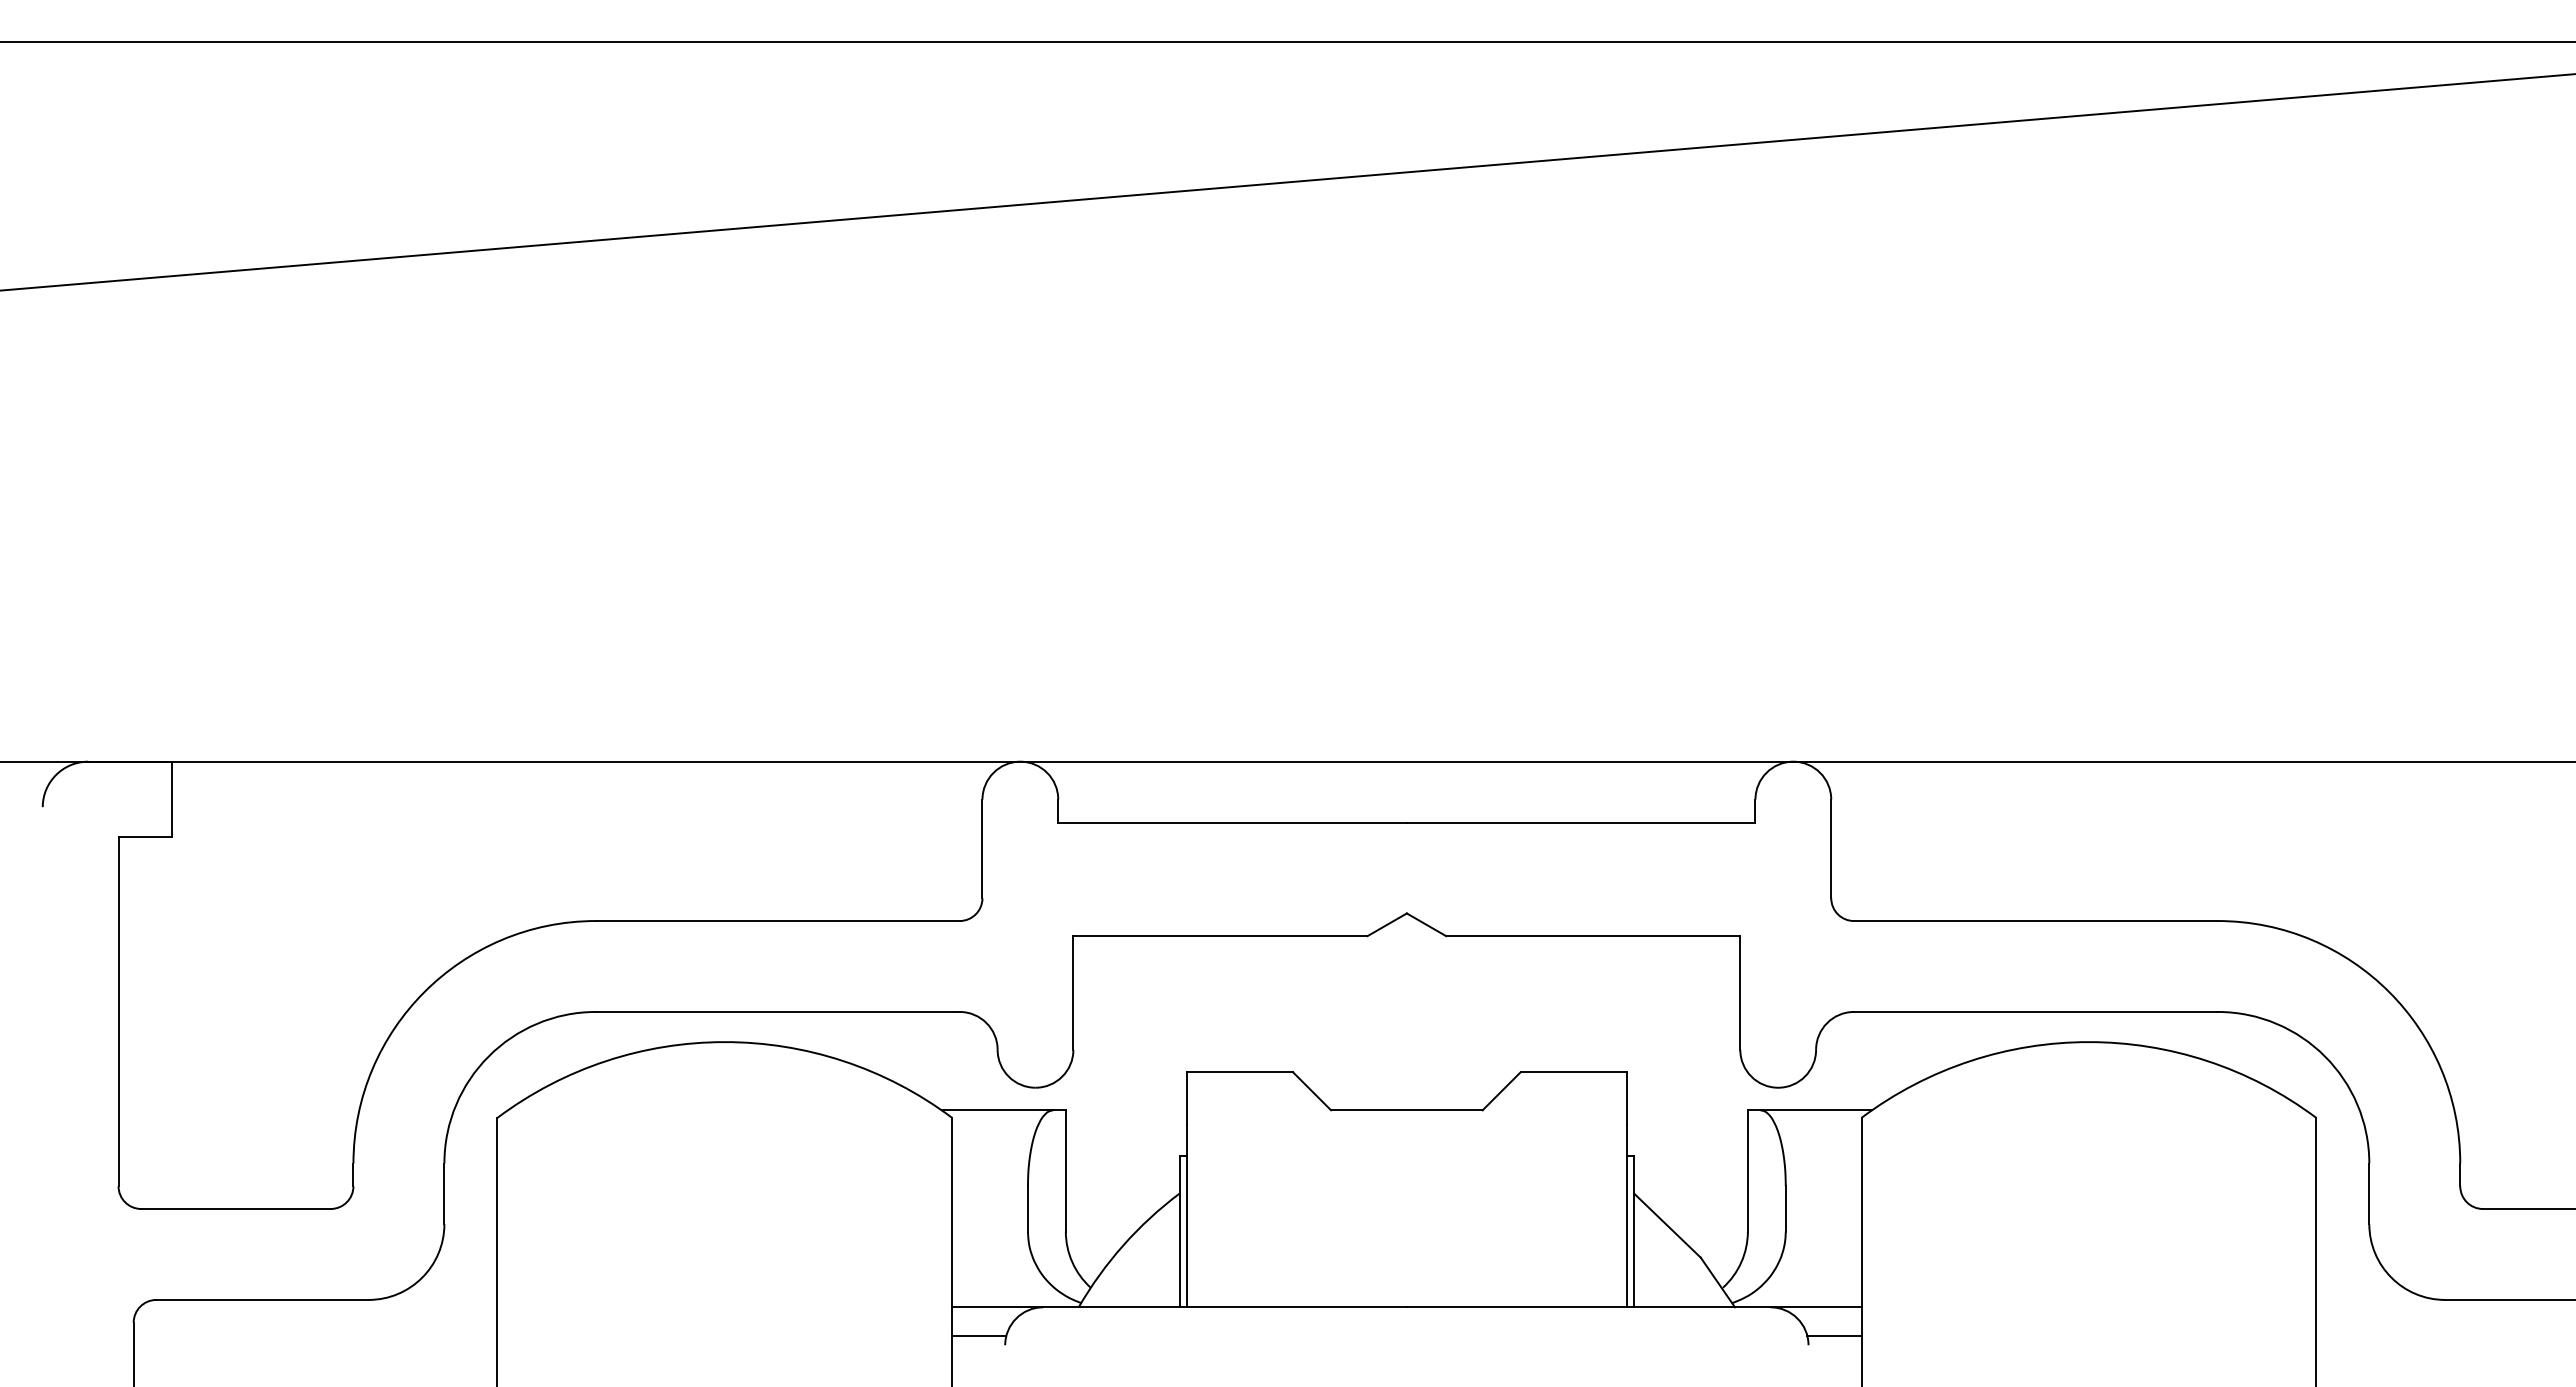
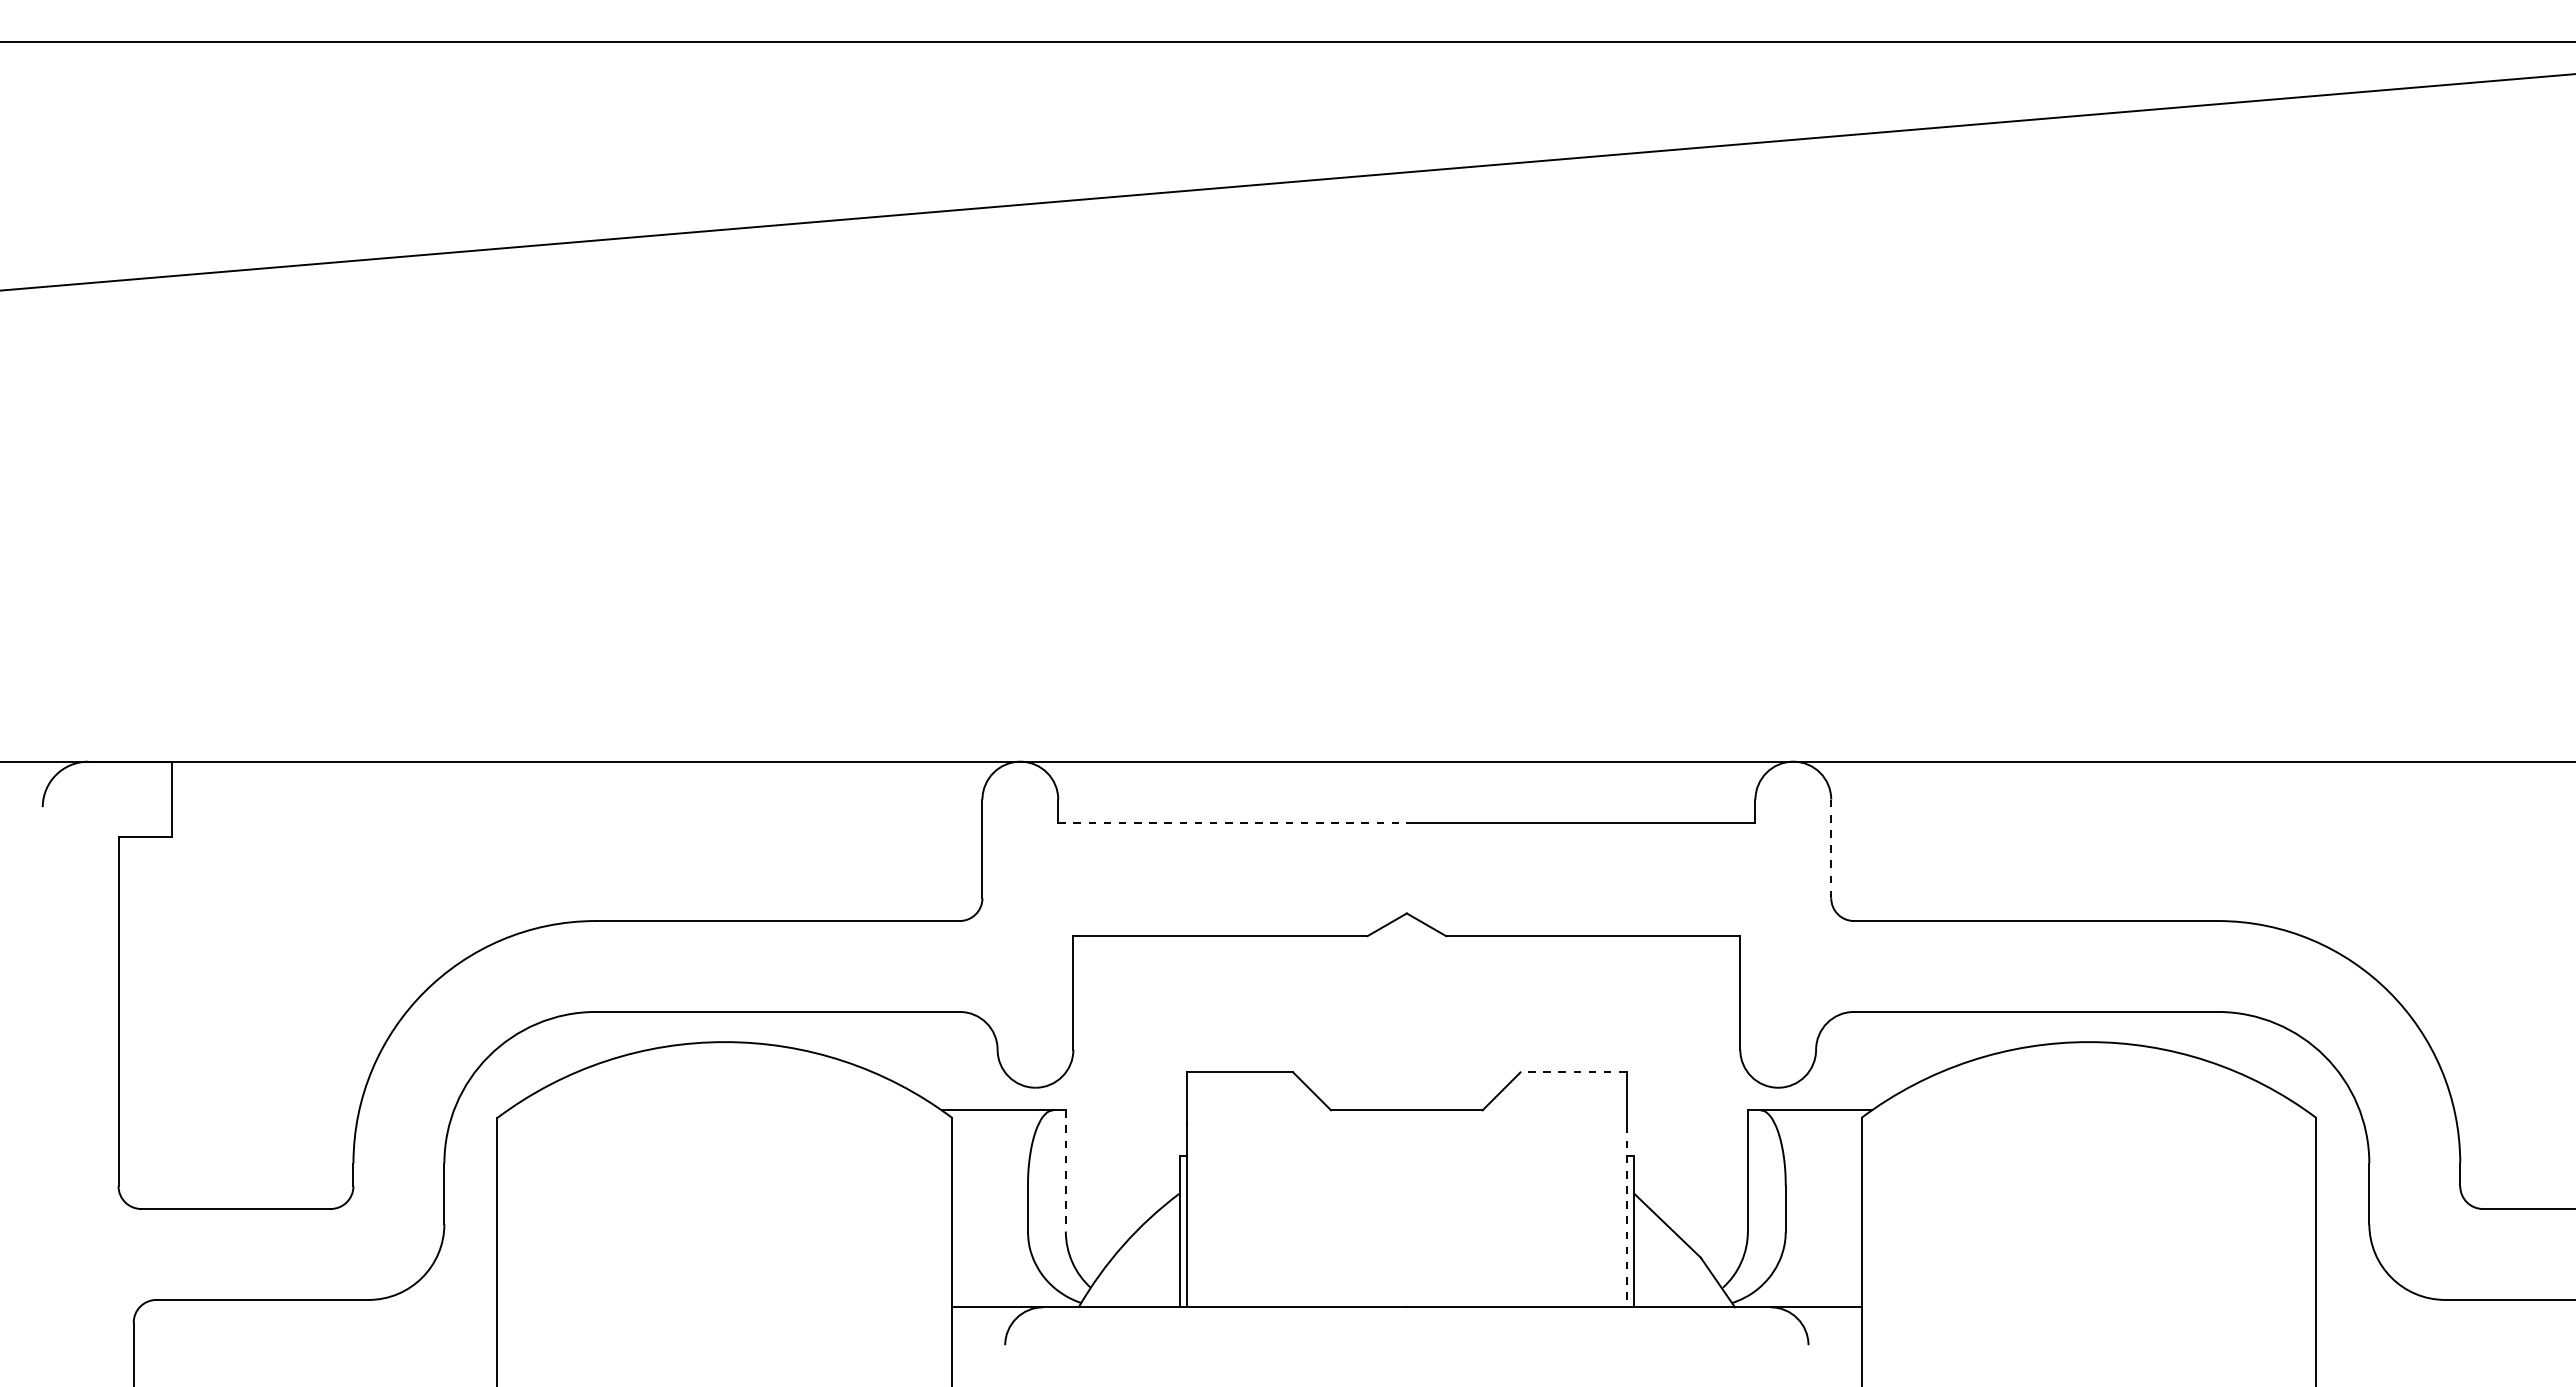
line: solid -> dashed (1233, 822)
line: solid -> dashed (1831, 848)
line: solid -> dashed (1573, 1072)
line: solid -> dashed (1065, 1170)
line: solid -> dashed (1626, 1216)
line: present -> none (979, 1335)
line: present -> none (1834, 1335)
